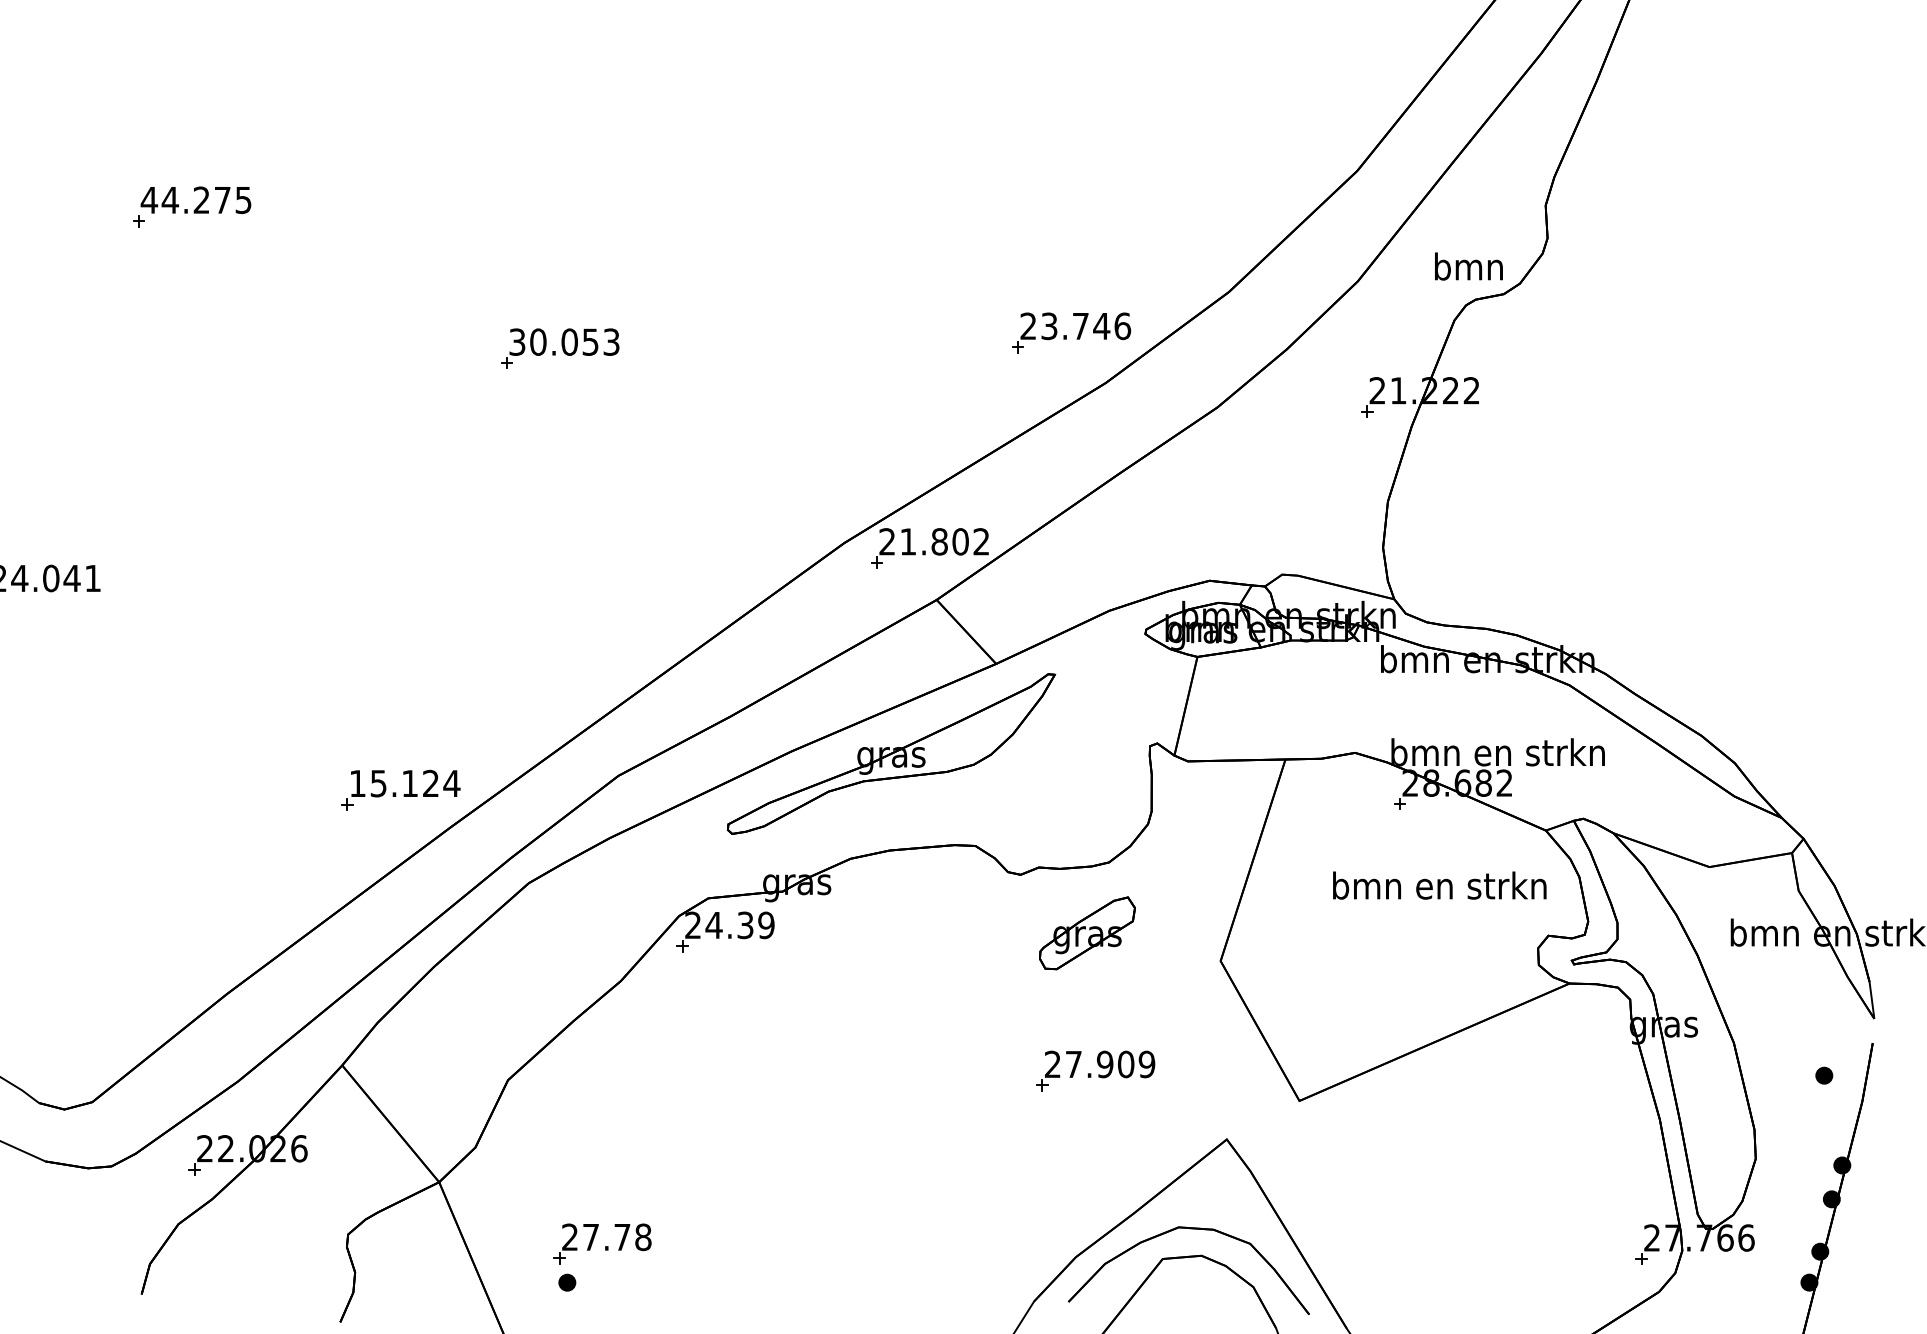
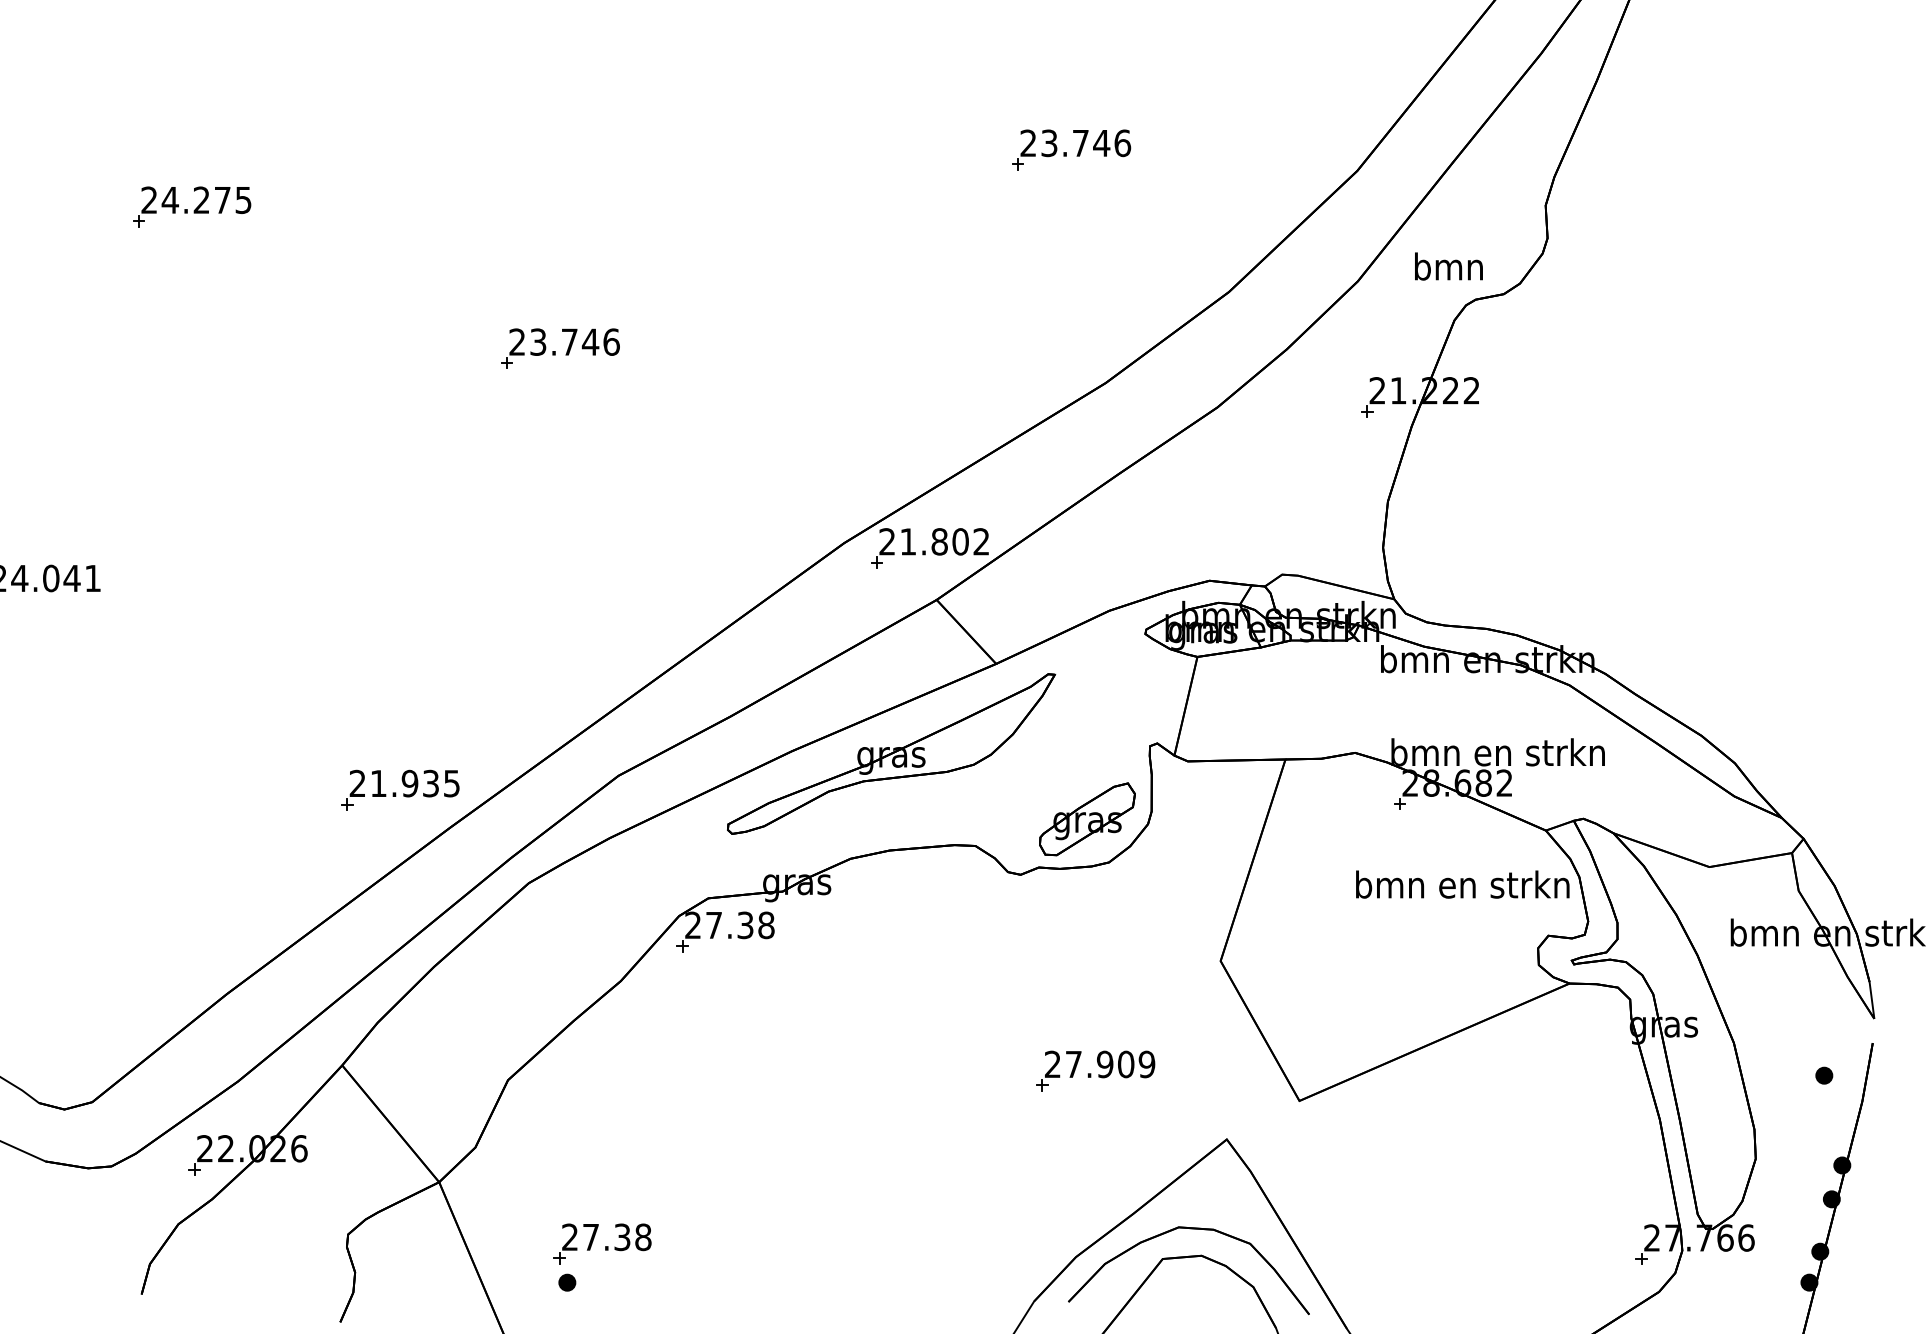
text: 44.275 -> 24.275 (149, 199)
text position: (1468, 266) -> (1448, 266) (1448, 266)
part position: (1071, 332) -> (1071, 149) (1071, 149)
text: 30.053 -> 23.746 (564, 341)
text: 15.124 -> 21.935 (404, 783)
text position: (1439, 885) -> (1462, 884) (1462, 884)
text: 24.39 -> 27.38 (739, 925)
part position: (1087, 933) -> (1087, 819) (1087, 819)
text: 27.78 -> 27.38 (622, 1237)
